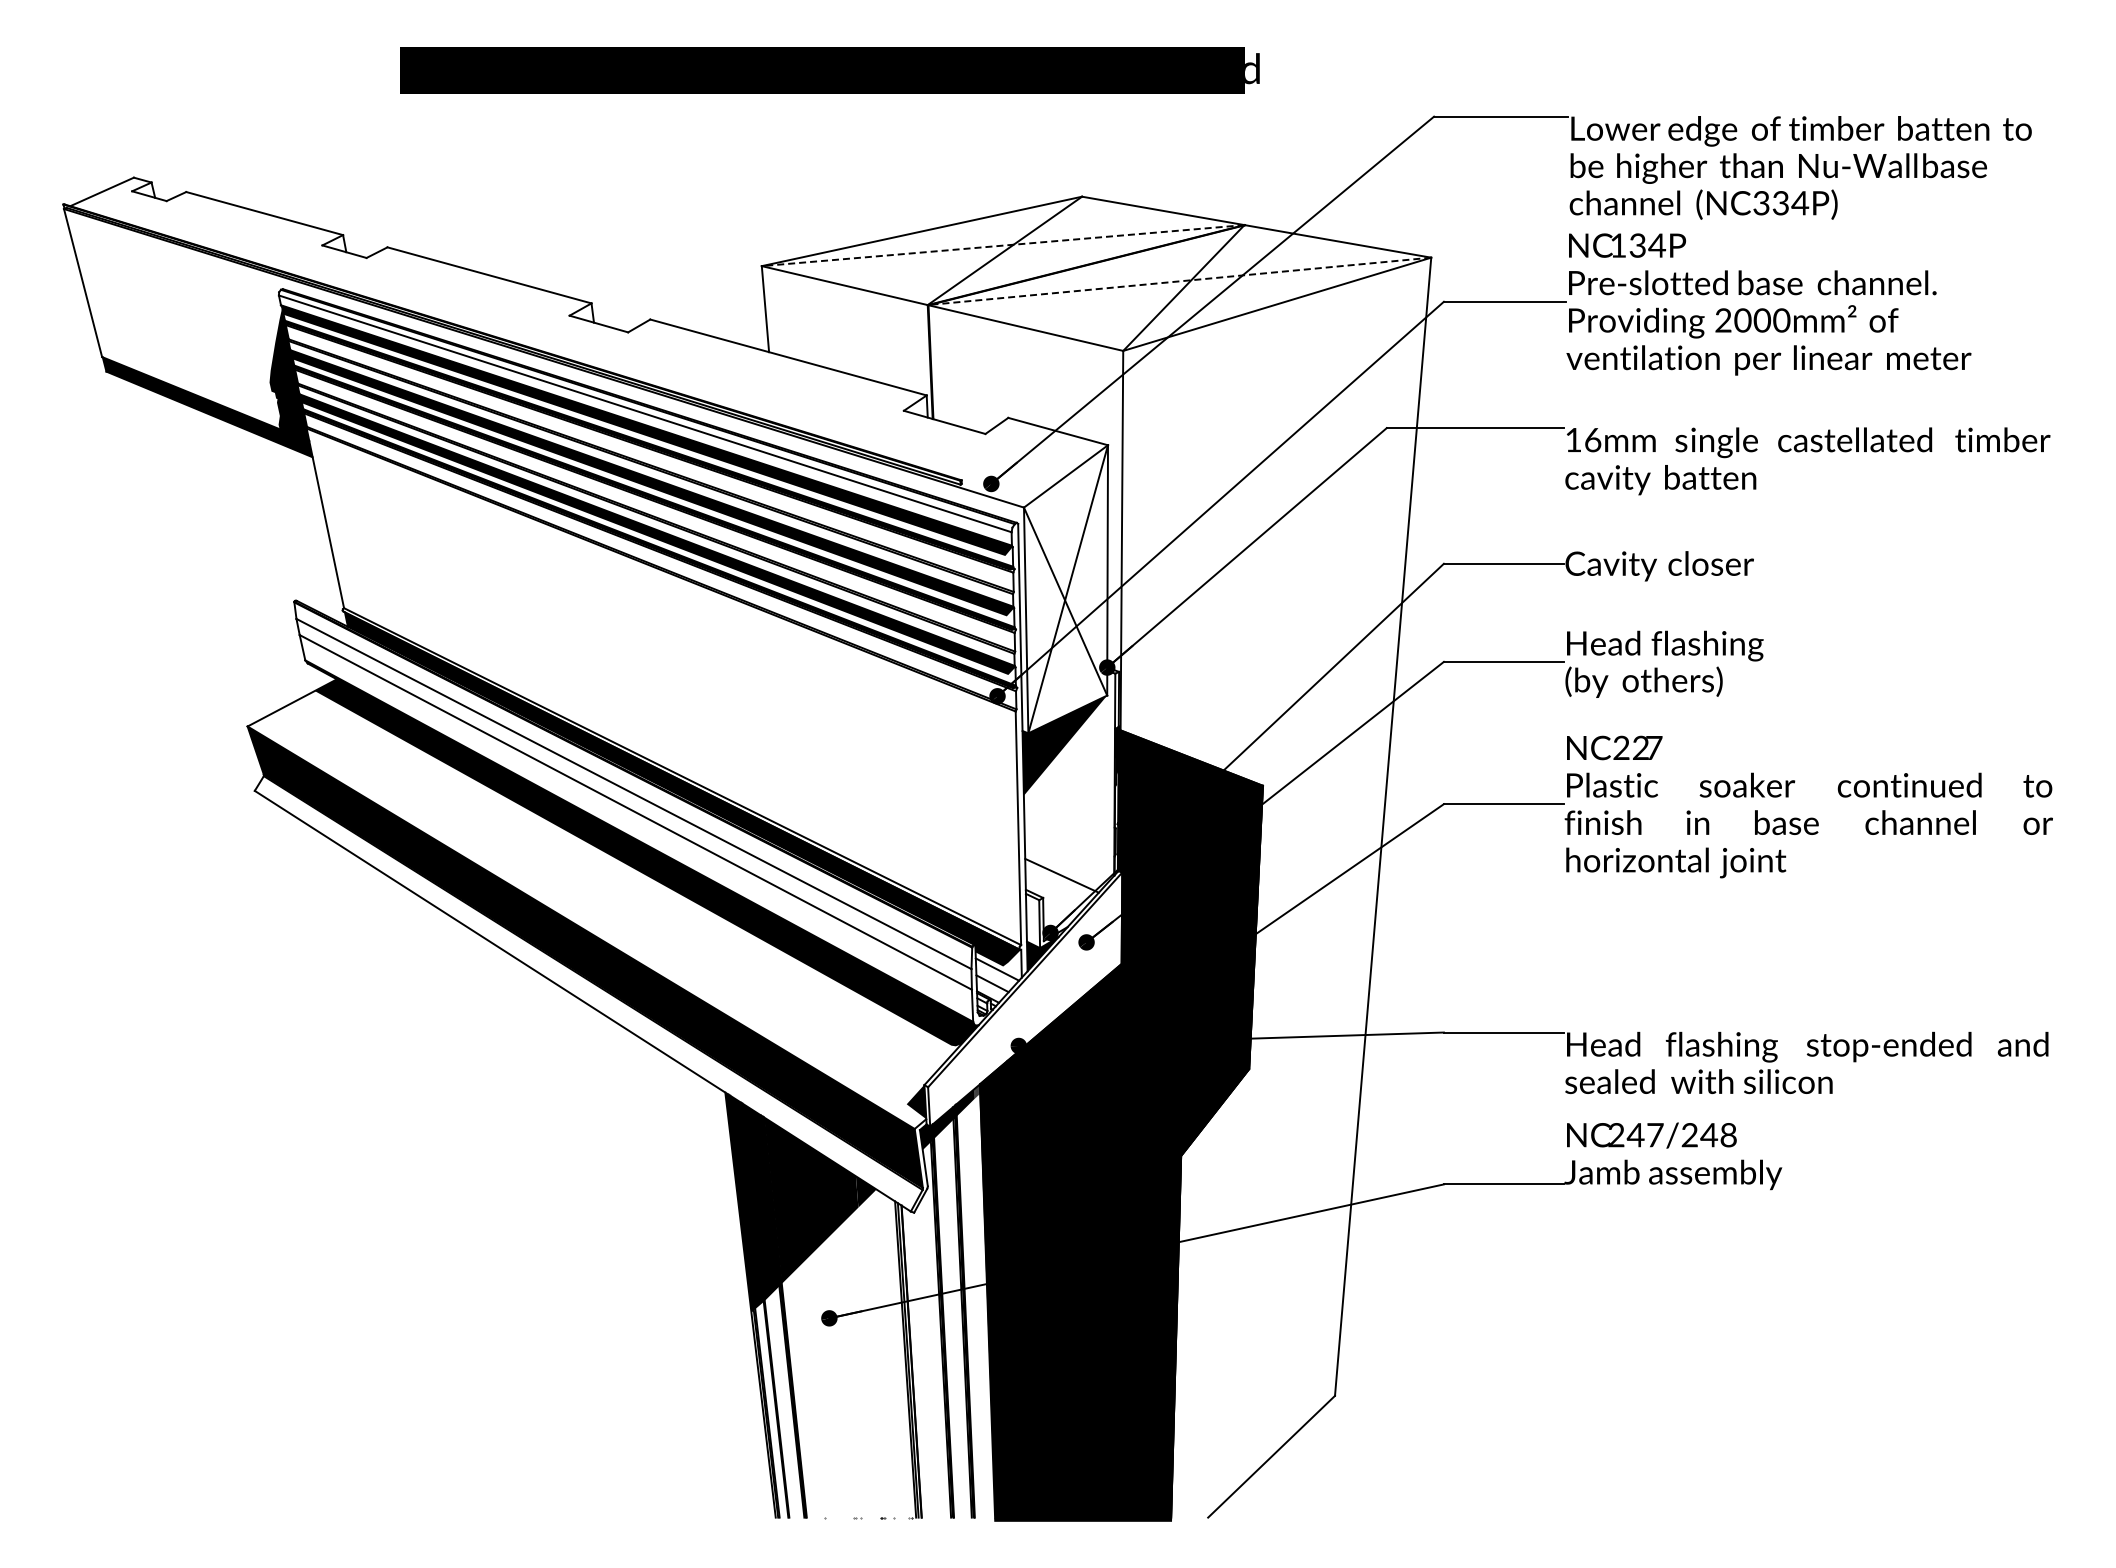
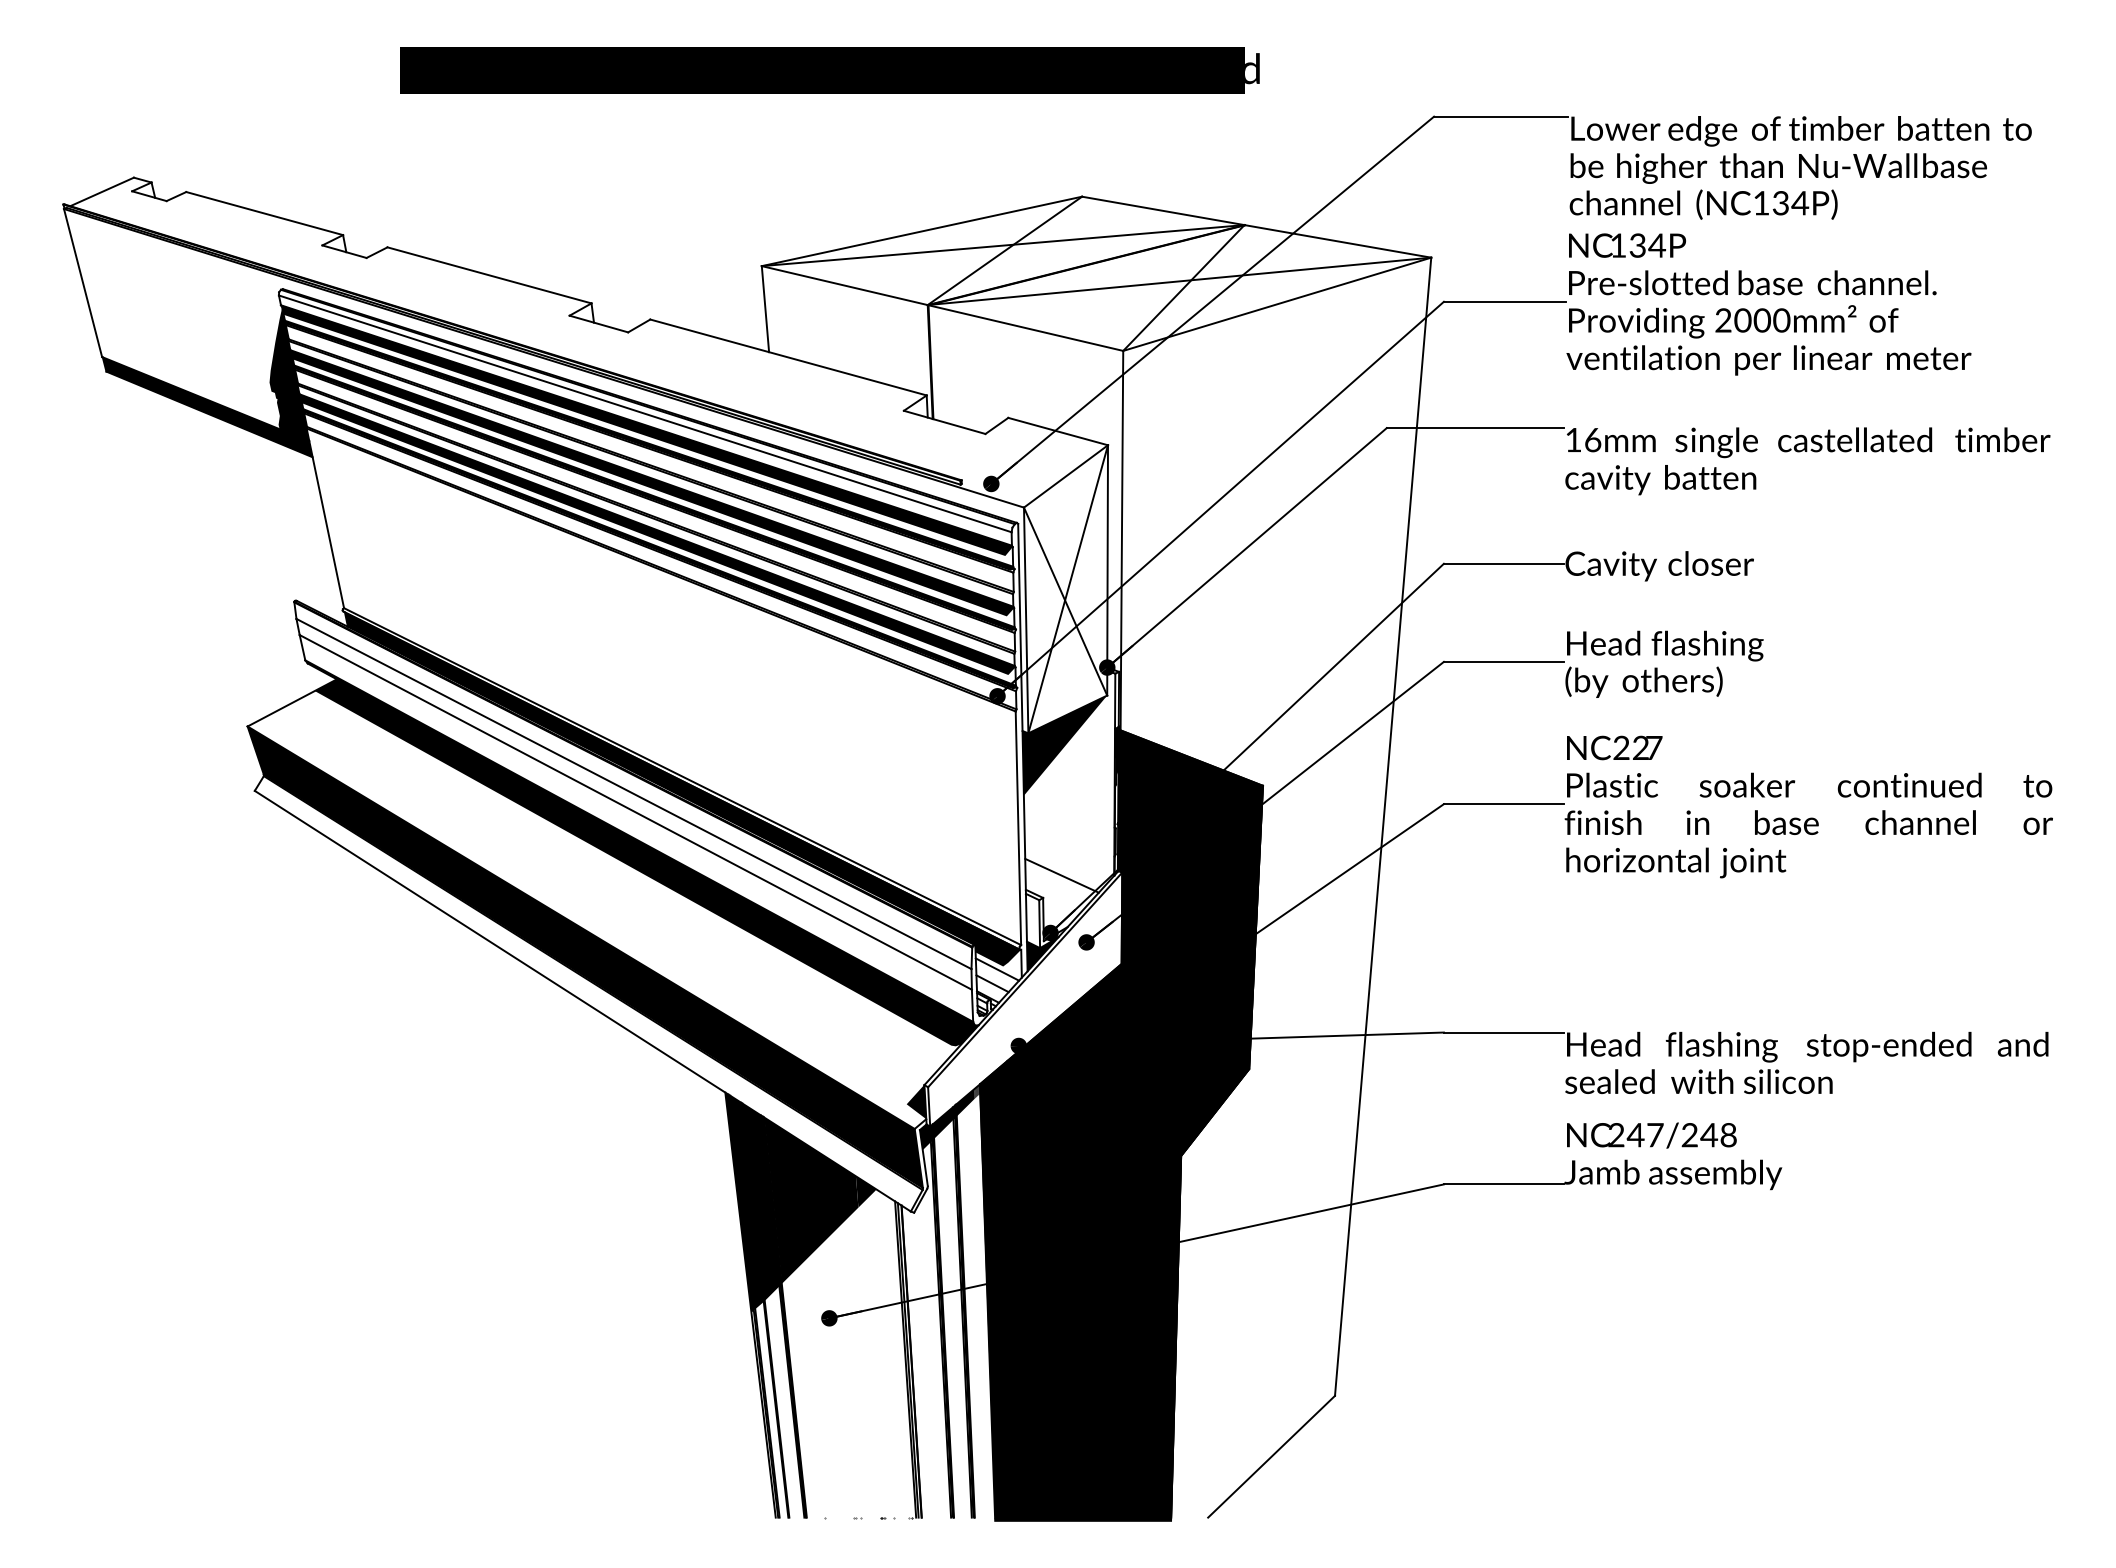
text: (NC334P) -> (NC134P) (1761, 203)
line: dashed -> solid (1002, 245)
line: dashed -> solid (1179, 281)
